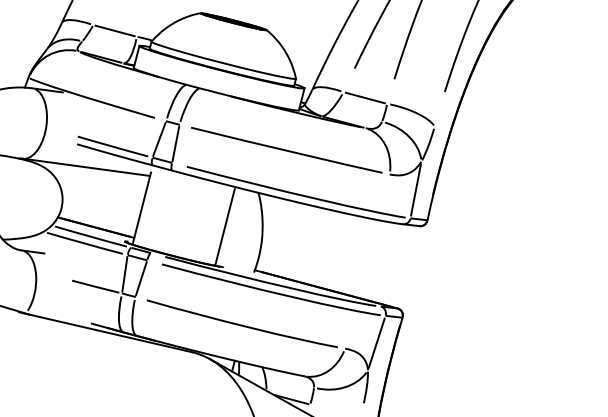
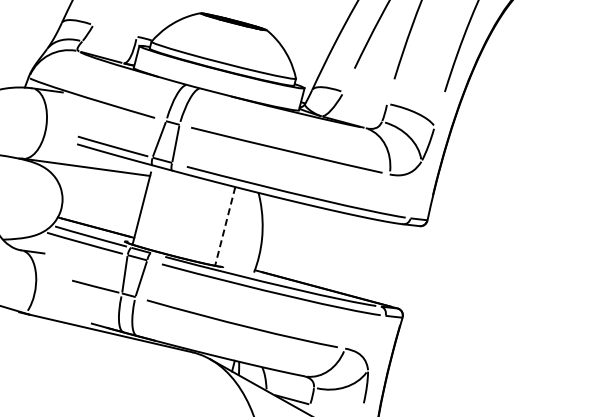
line: present -> none (114, 30)
line: present -> none (364, 97)
line: present -> none (415, 189)
line: solid -> dashed (225, 226)
line: present -> none (376, 342)
